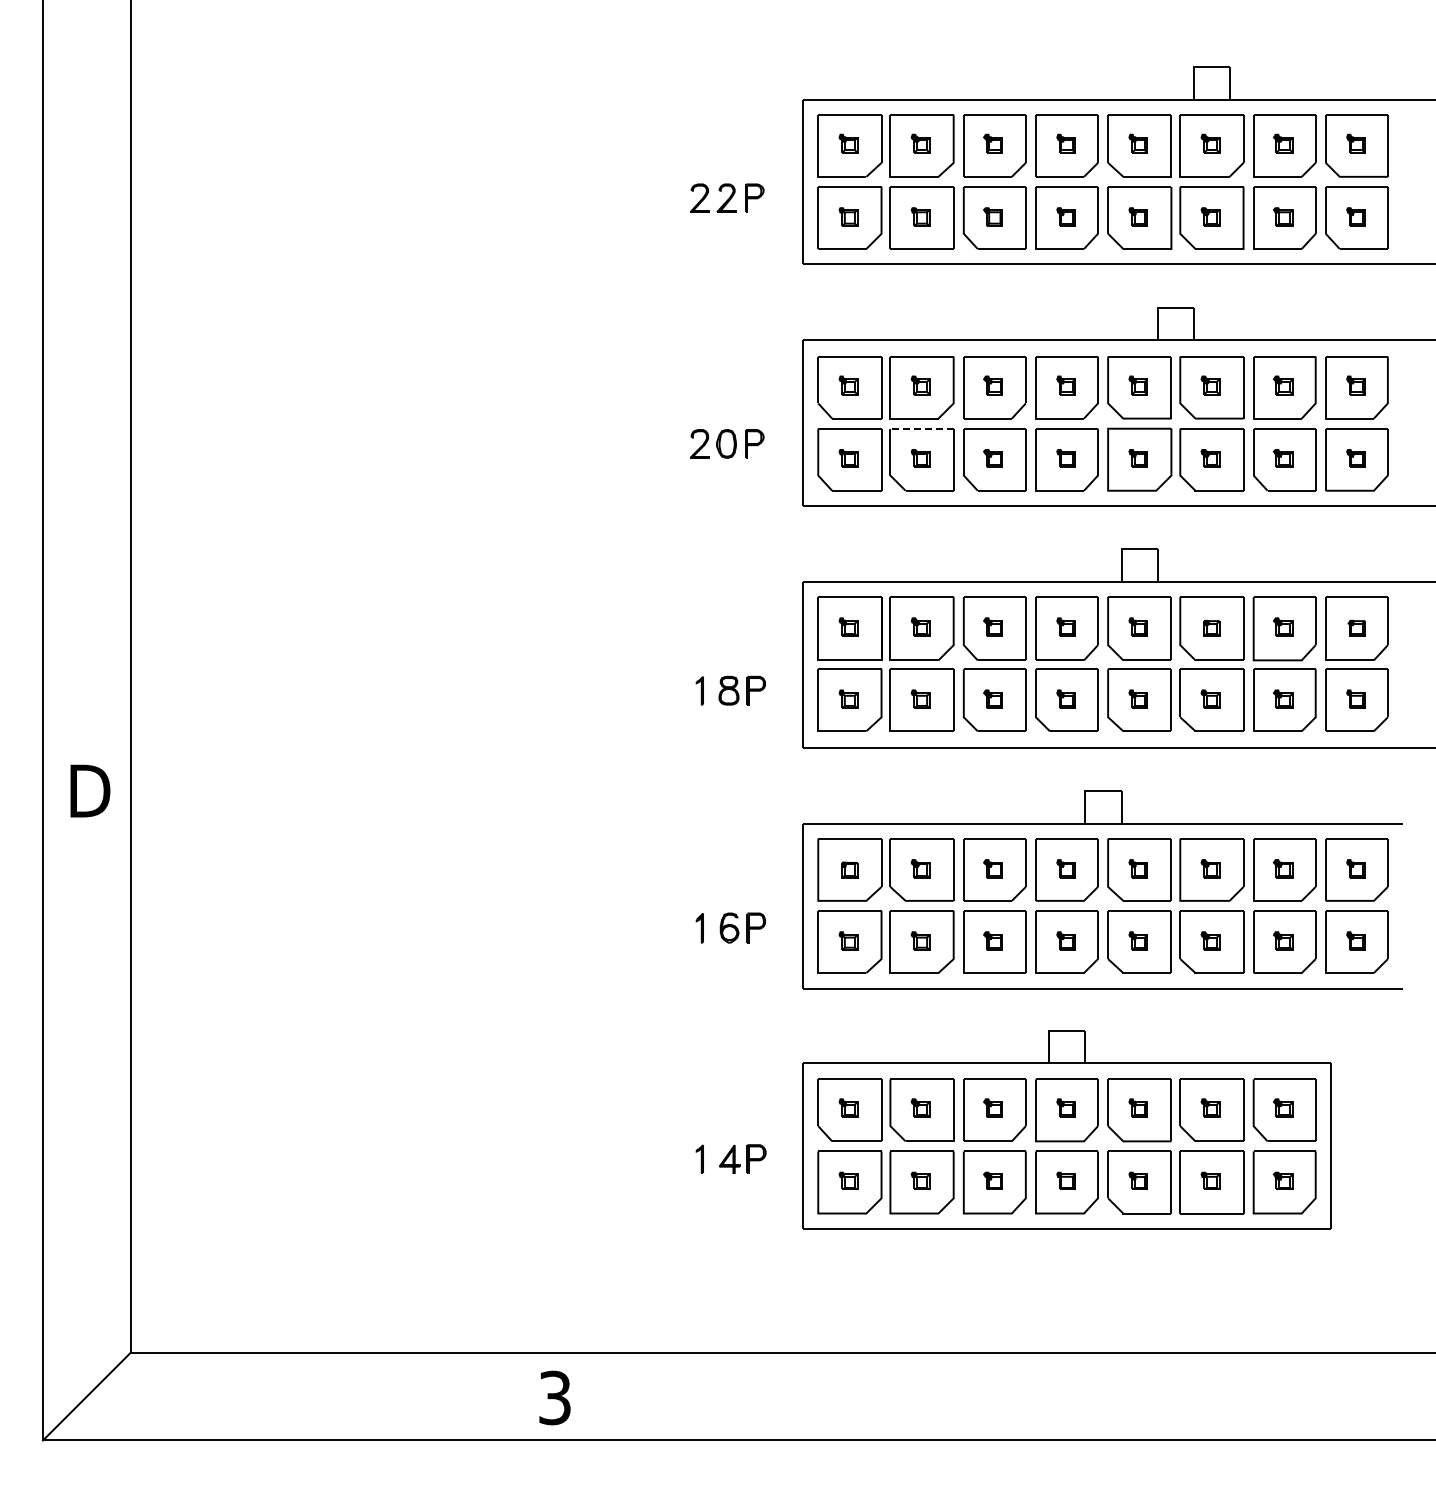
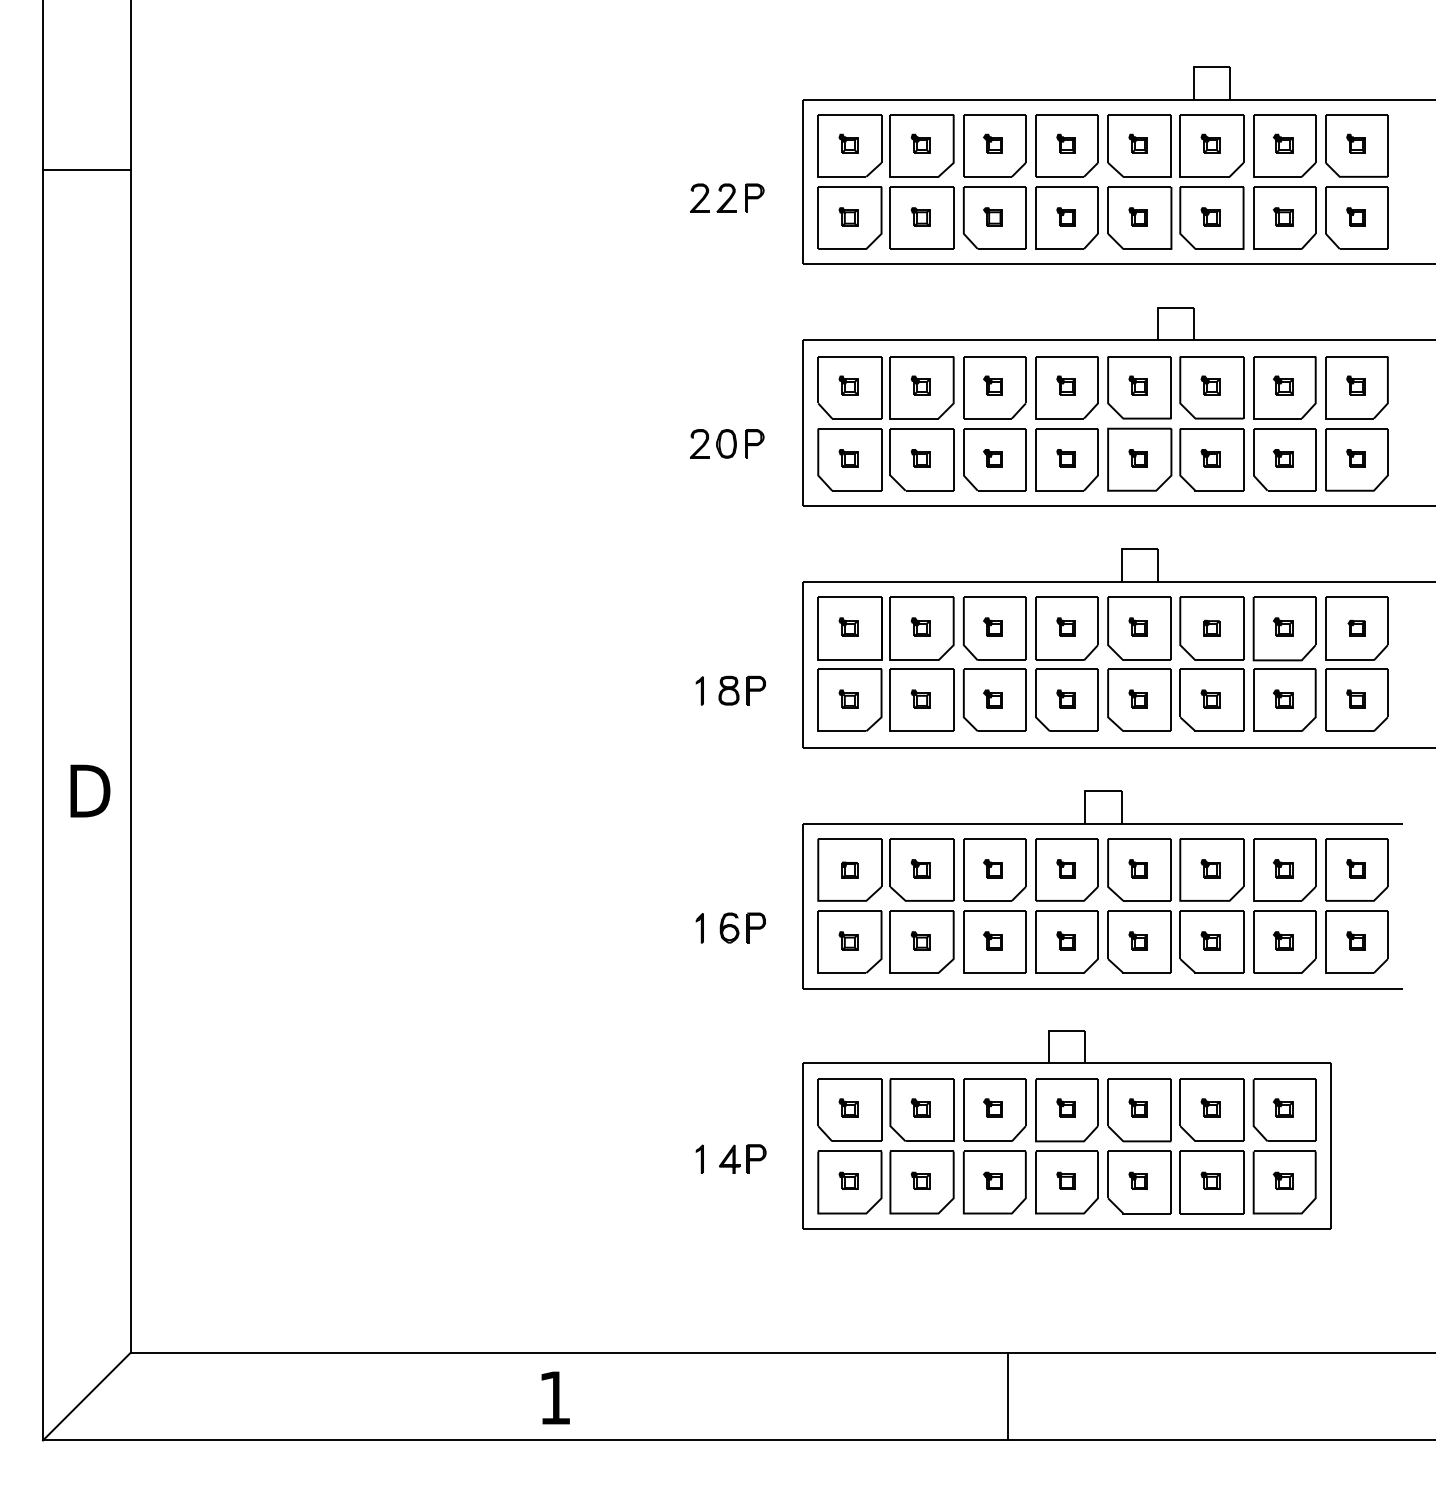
line: none -> present (86, 170)
line: dashed -> solid (922, 428)
line: none -> present (1008, 1396)
text: 3 -> 1 (554, 1397)
